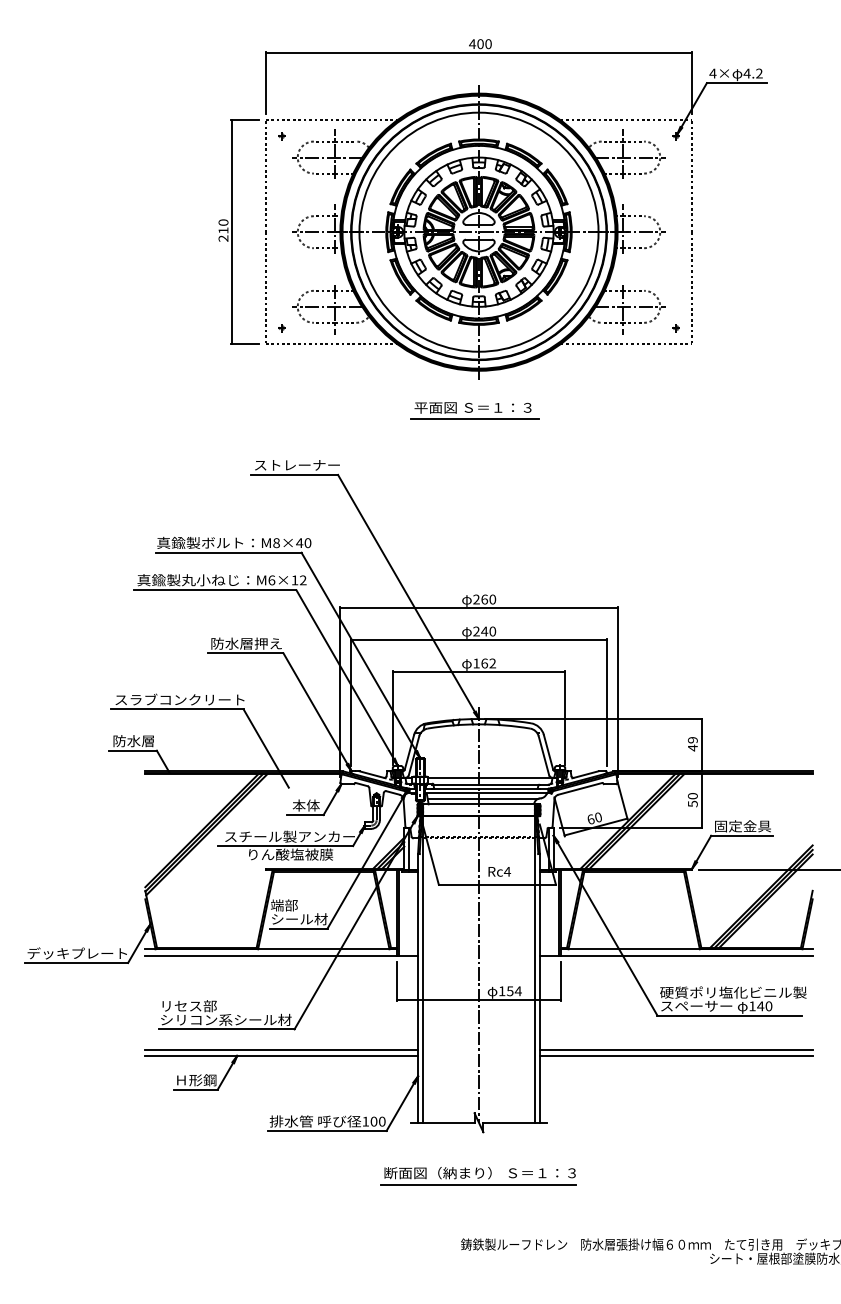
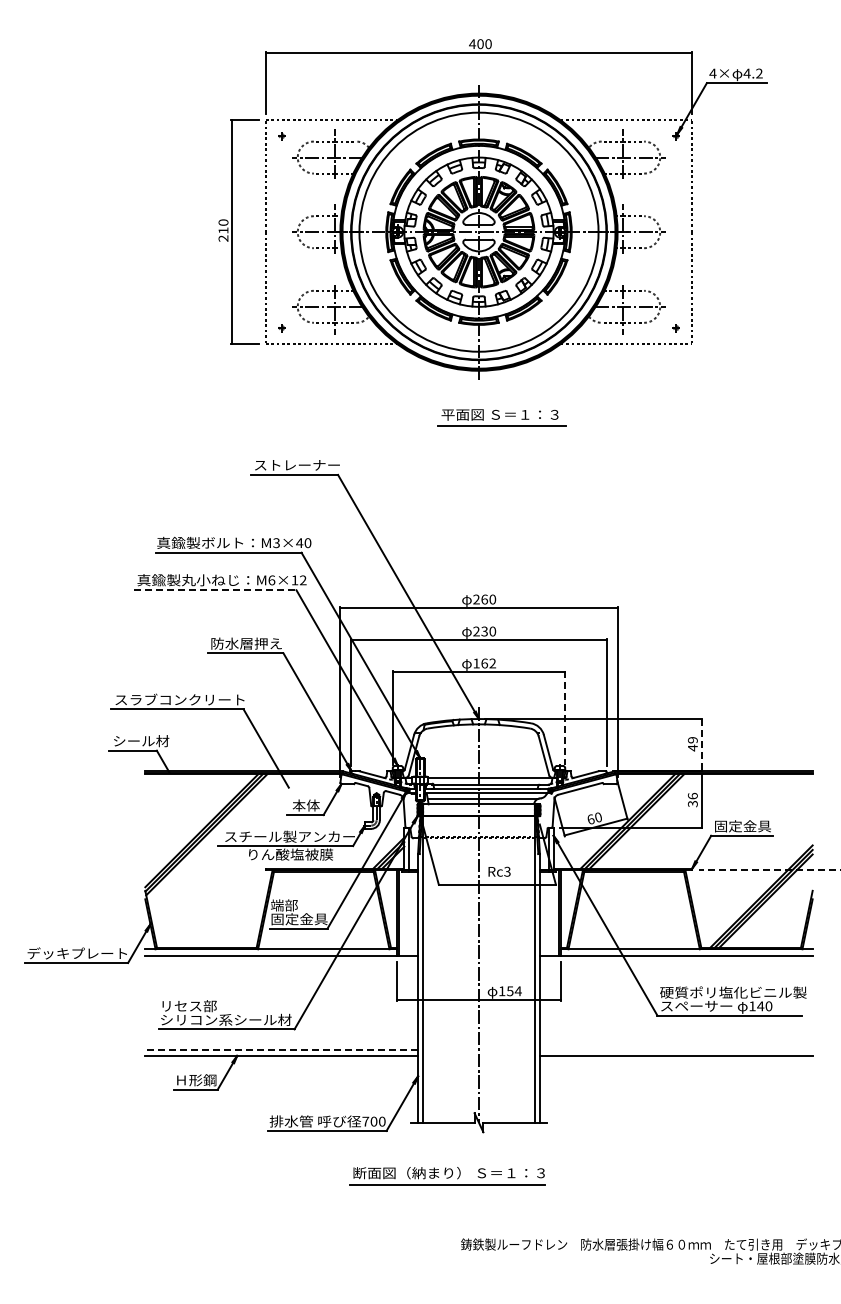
part position: (474, 410) -> (501, 417) (501, 417)
text: M8×40 -> M3×40 (276, 542)
line: solid -> dashed (215, 590)
text: 240 -> 230 (484, 631)
line: solid -> dashed (565, 718)
text: 防水層 -> シール材 (141, 741)
line: solid -> dashed (701, 745)
text: 50 -> 36 (692, 799)
line: solid -> dashed (769, 870)
text: Rc4 -> Rc3 (507, 871)
text: シール材 -> 固定金具 (299, 919)
line: solid -> dashed (281, 1049)
line: present -> none (675, 1049)
text: 100 -> 700 (365, 1121)
part position: (478, 1176) -> (447, 1176) (447, 1176)
